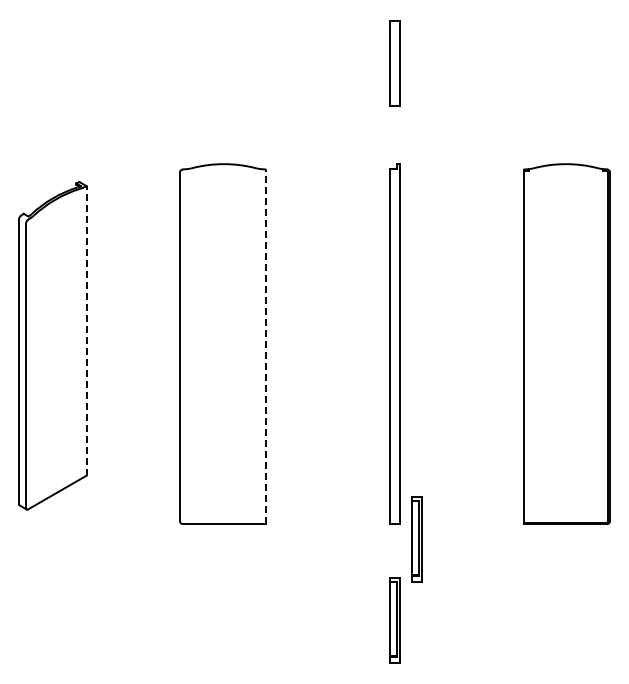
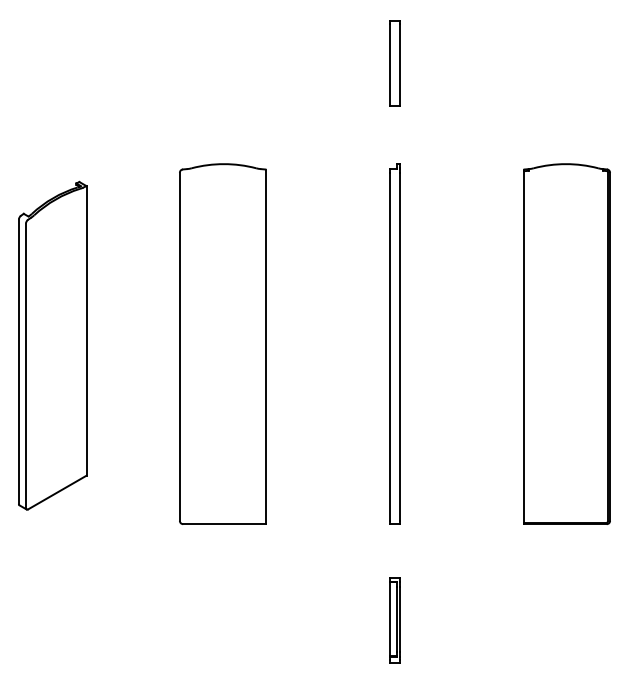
line: dashed -> solid (86, 330)
line: dashed -> solid (265, 346)
part: present -> none (416, 539)
